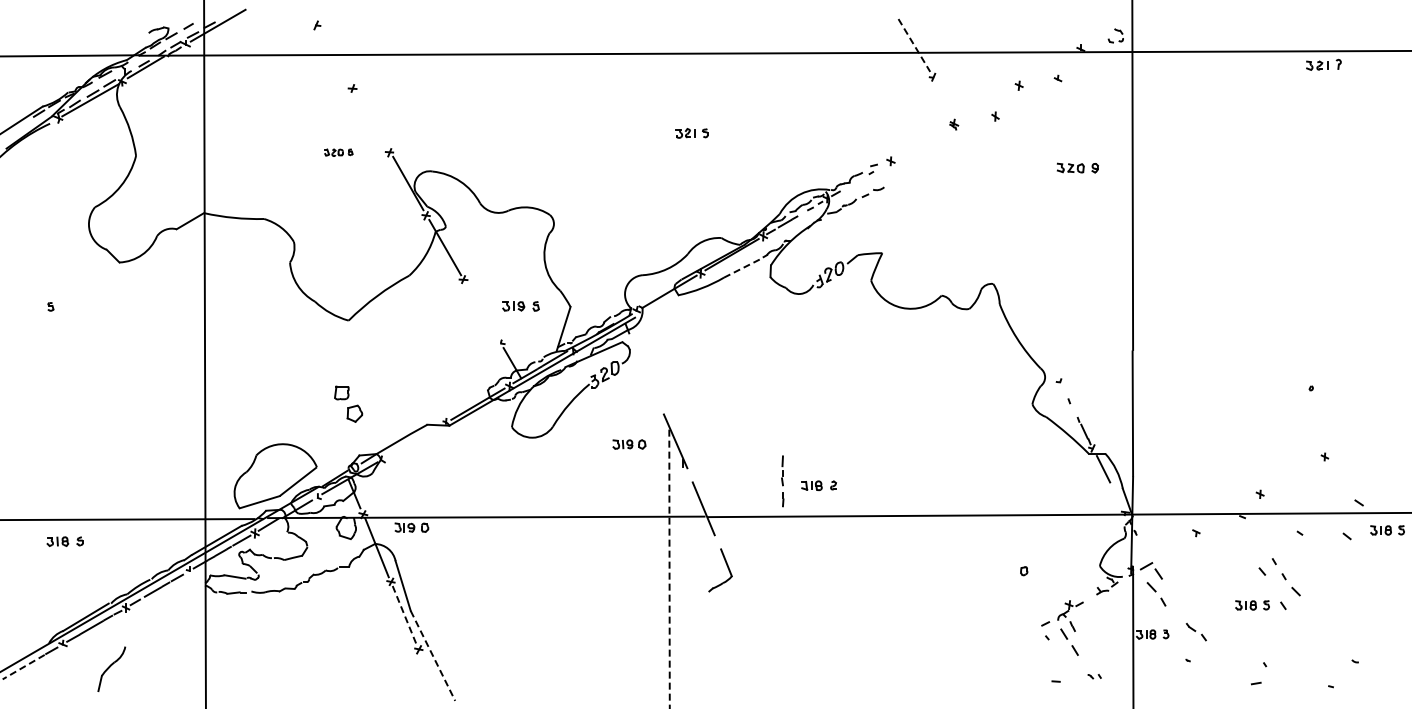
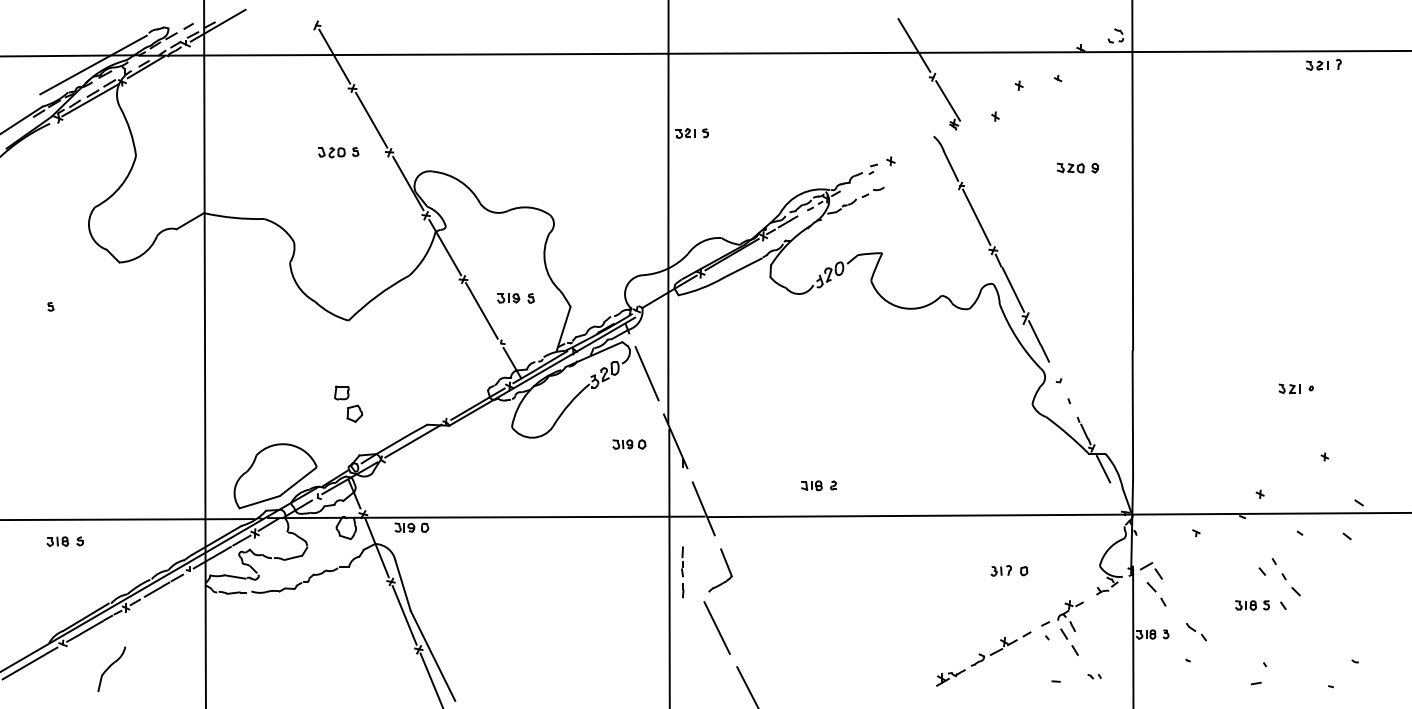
line: dashed -> solid (914, 45)
line: none -> present (334, 56)
line: none -> present (93, 64)
line: none -> present (948, 100)
line: none -> present (371, 119)
part size: 30x9 px -> 42x12 px (338, 152)
line: none -> present (668, 212)
part: none -> present (991, 249)
line: dashed -> solid (743, 267)
part position: (520, 306) -> (515, 298) (515, 298)
line: none -> present (481, 310)
line: none -> present (646, 373)
part: none -> present (1289, 388)
line: none -> present (413, 440)
part position: (782, 481) -> (682, 572) (682, 572)
part: present -> none (1387, 530)
line: dashed -> solid (669, 569)
part: none -> present (1000, 570)
line: dashed -> solid (404, 615)
line: none -> present (716, 627)
line: dashed -> solid (433, 656)
part: none -> present (983, 658)
line: dashed -> solid (23, 667)
line: none -> present (430, 679)
line: none -> present (747, 686)
